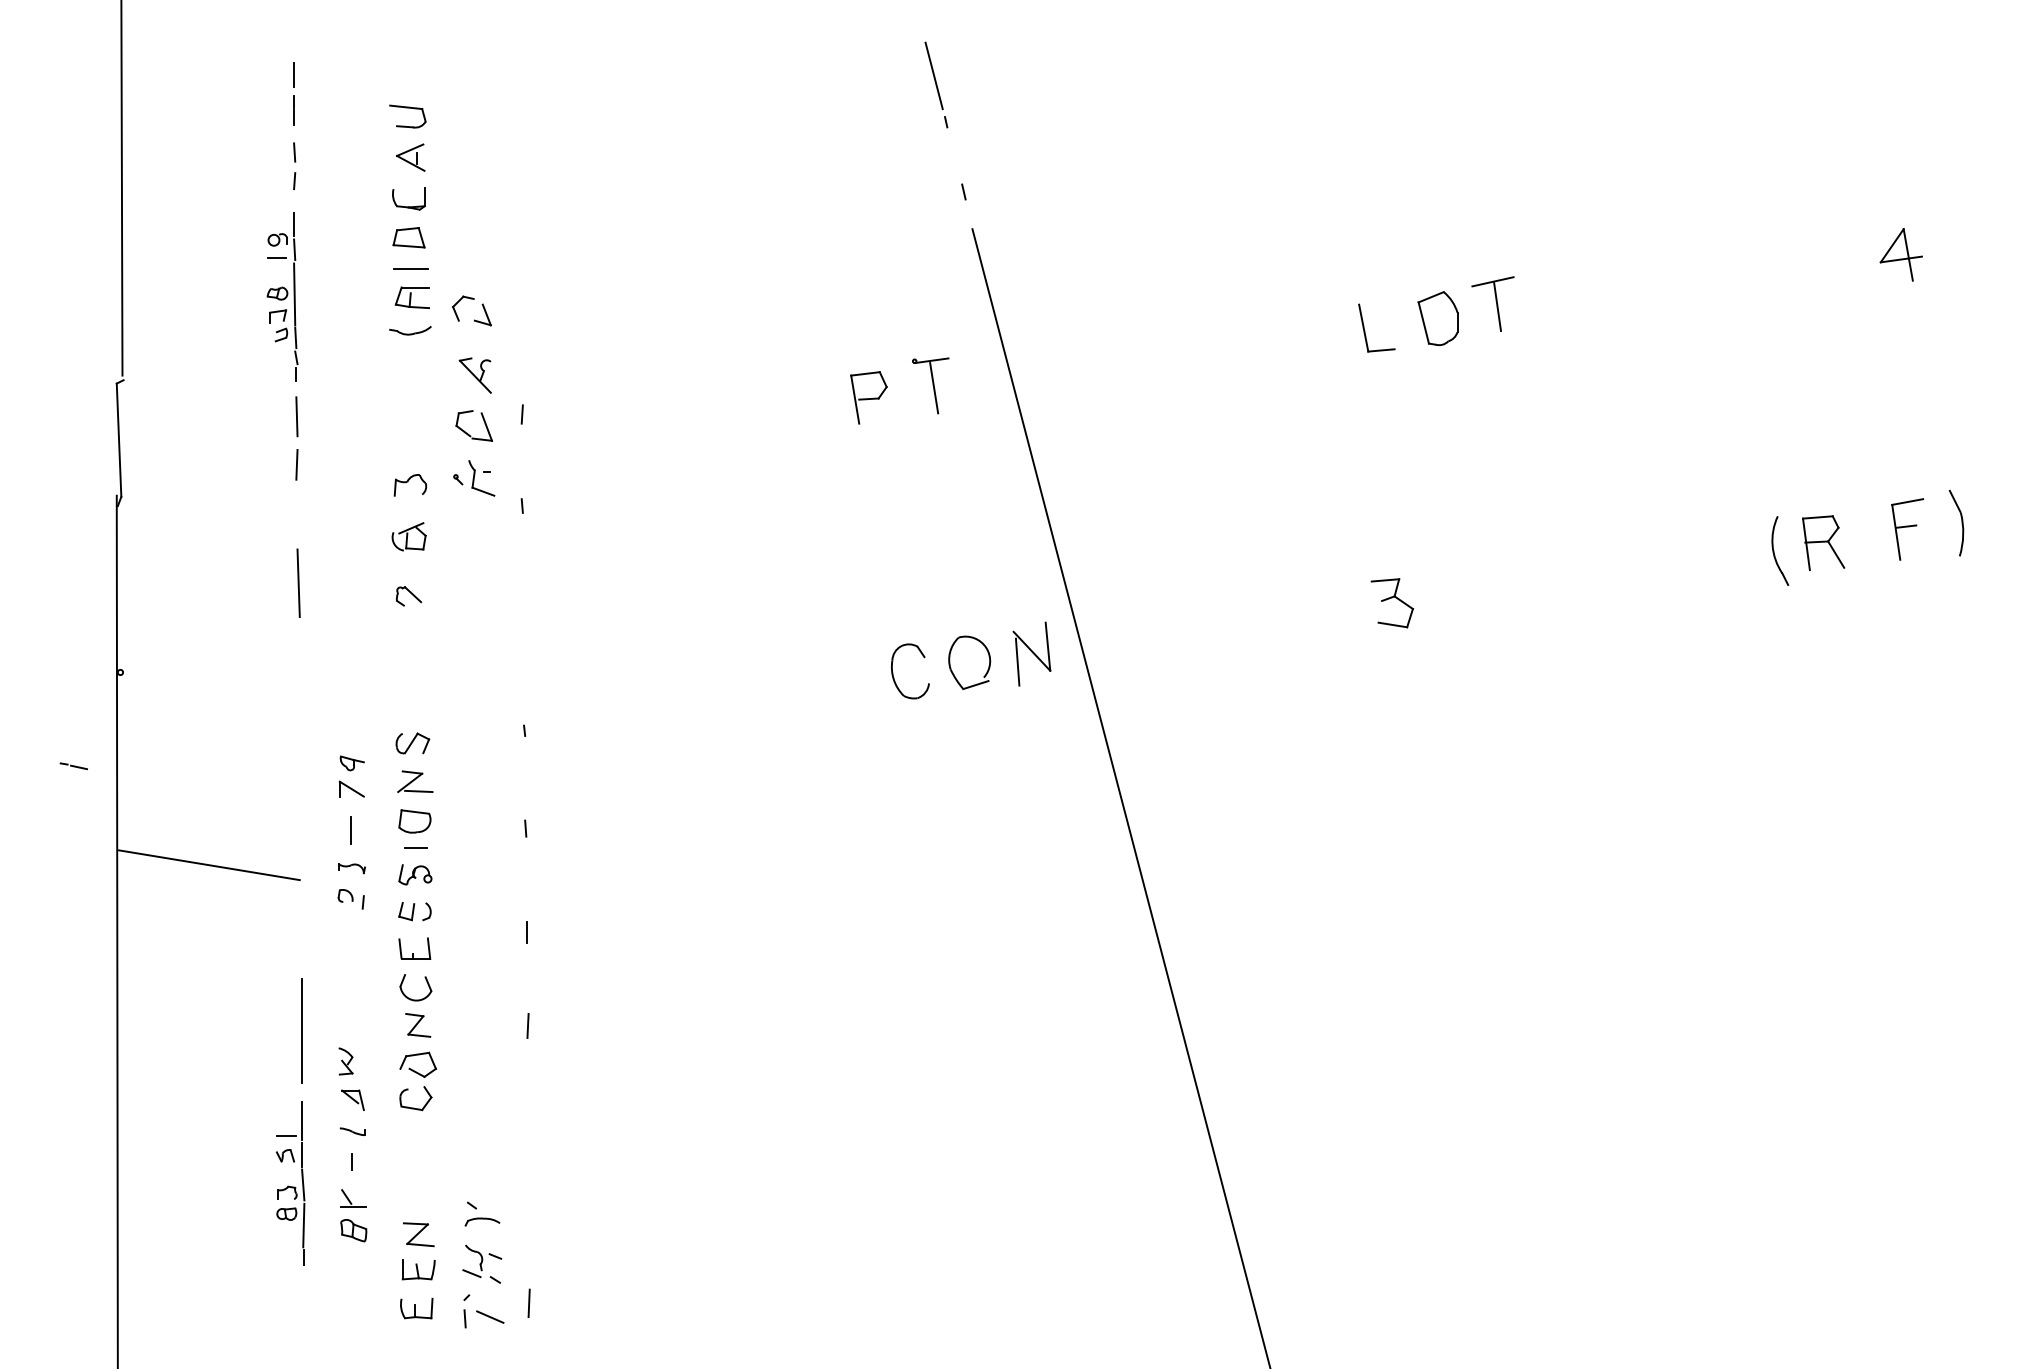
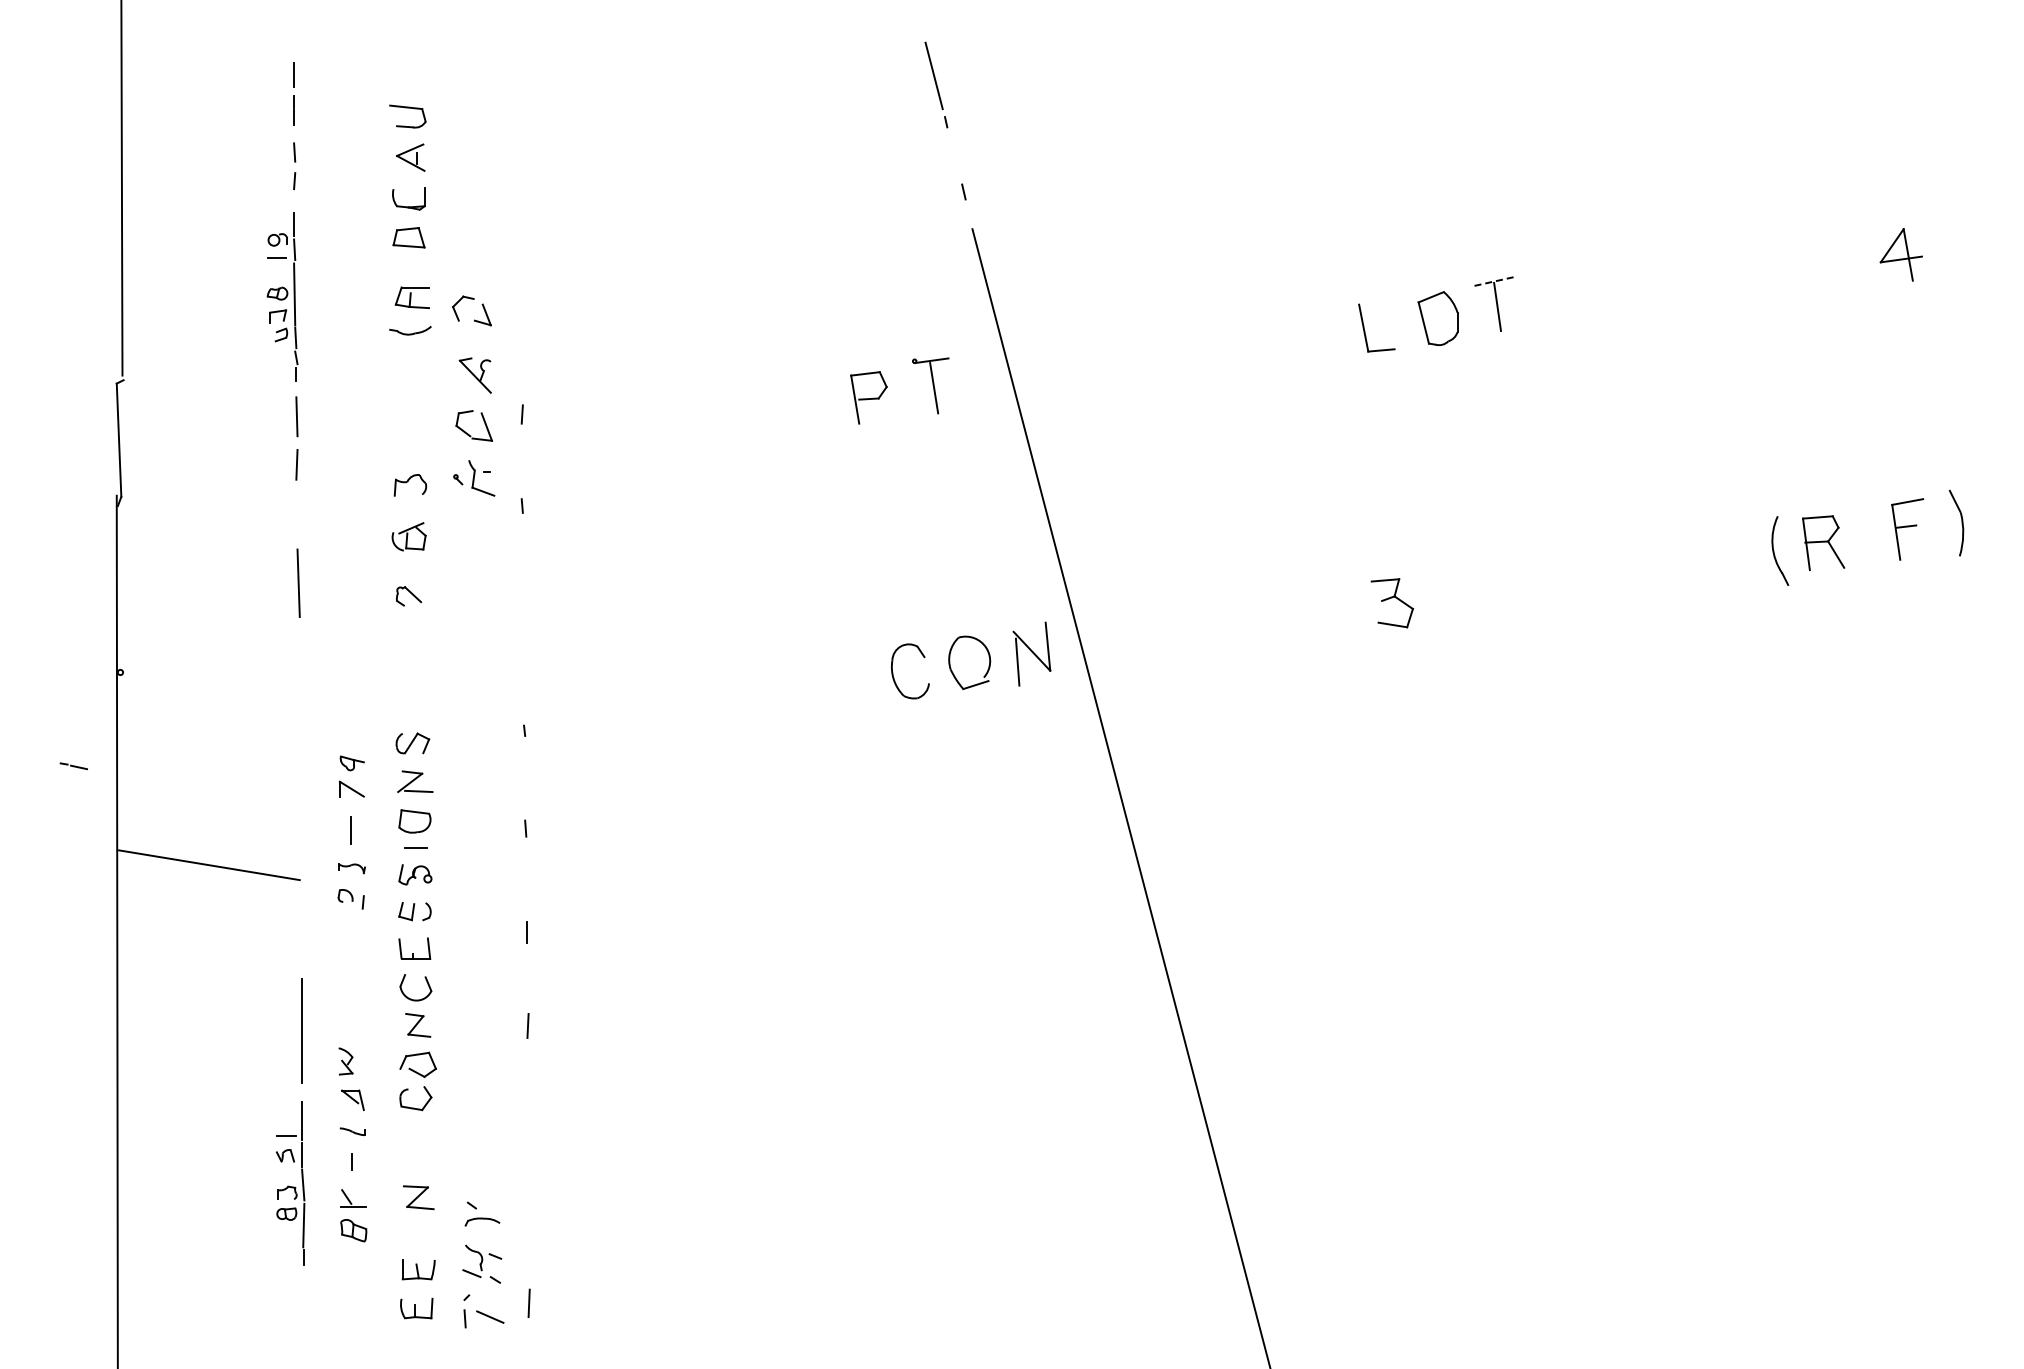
line: present -> none (410, 269)
line: solid -> dashed (1492, 281)
part position: (418, 1234) -> (418, 1197) (418, 1197)
